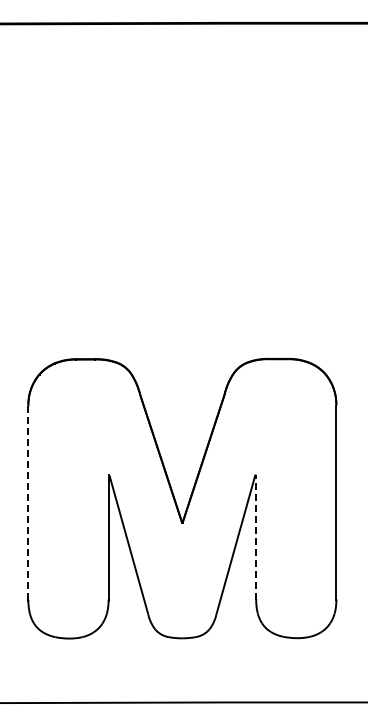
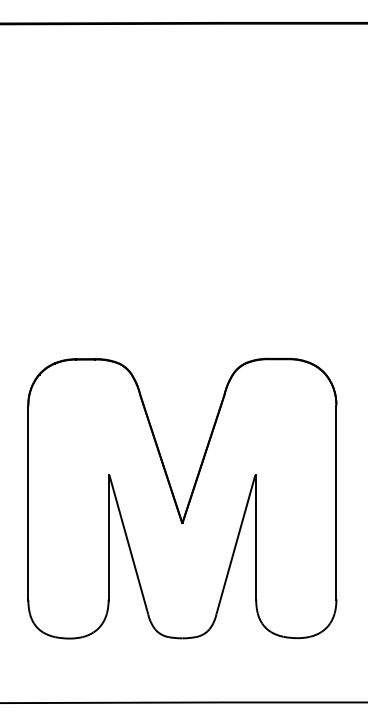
line: dashed -> solid (28, 503)
line: dashed -> solid (256, 536)
